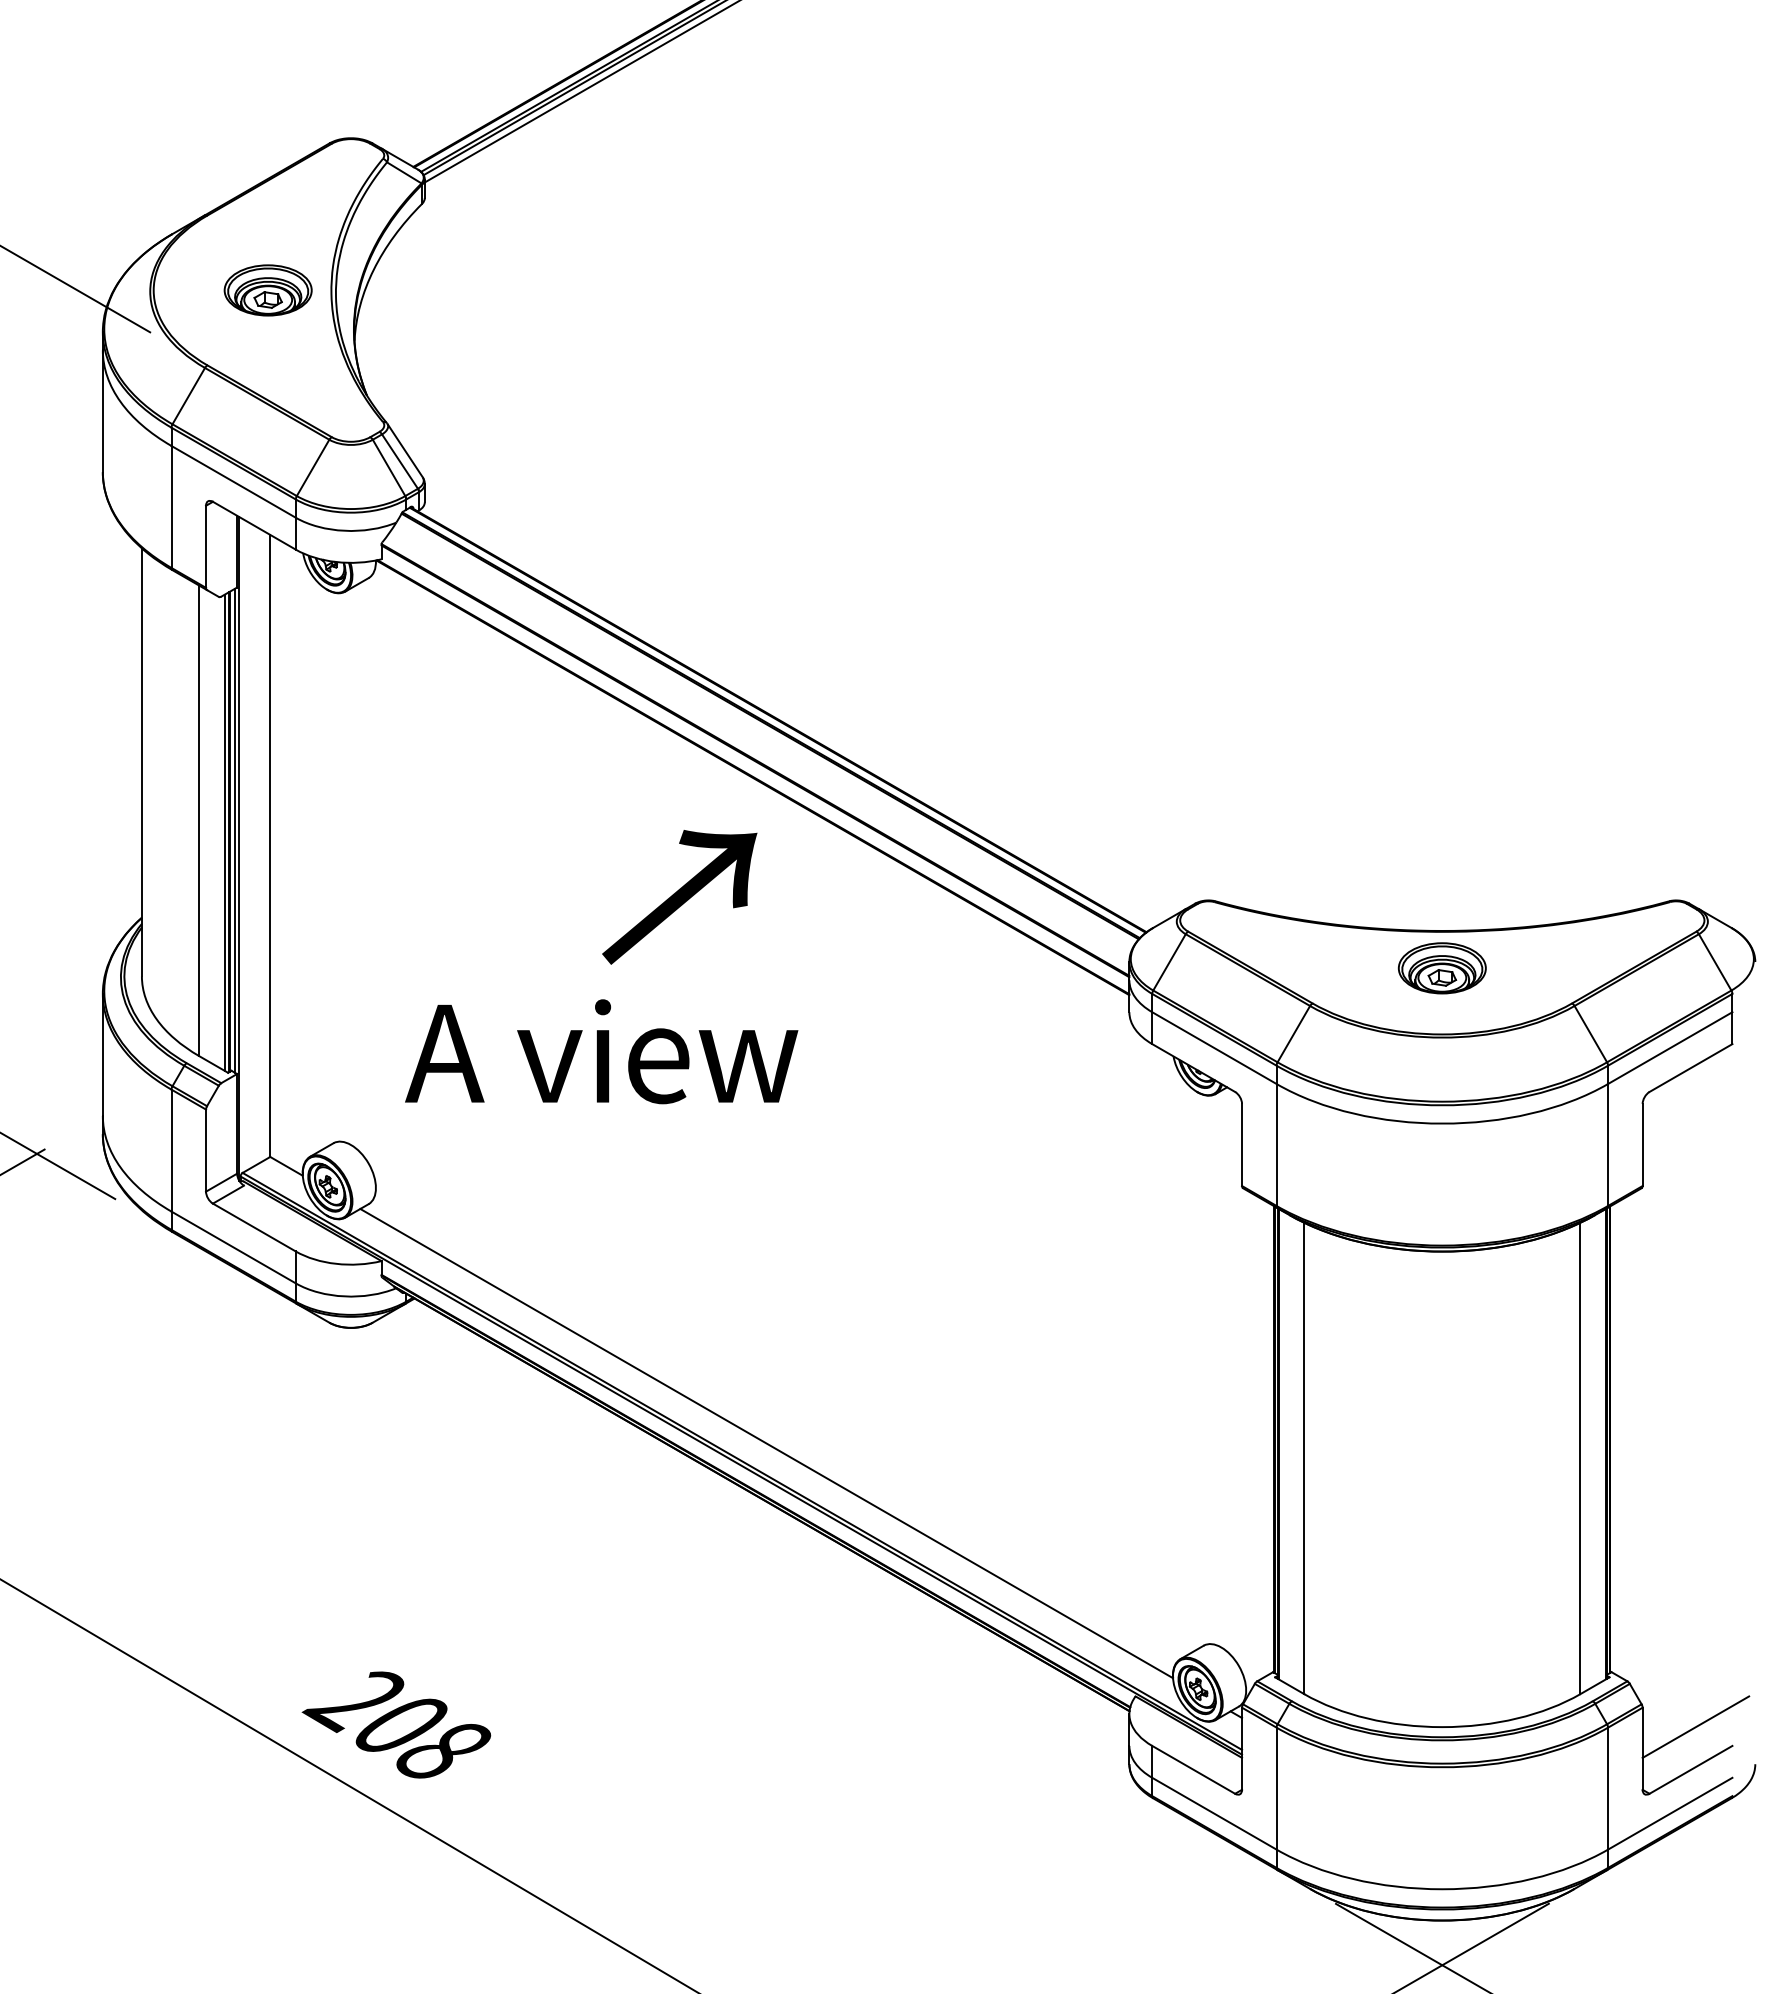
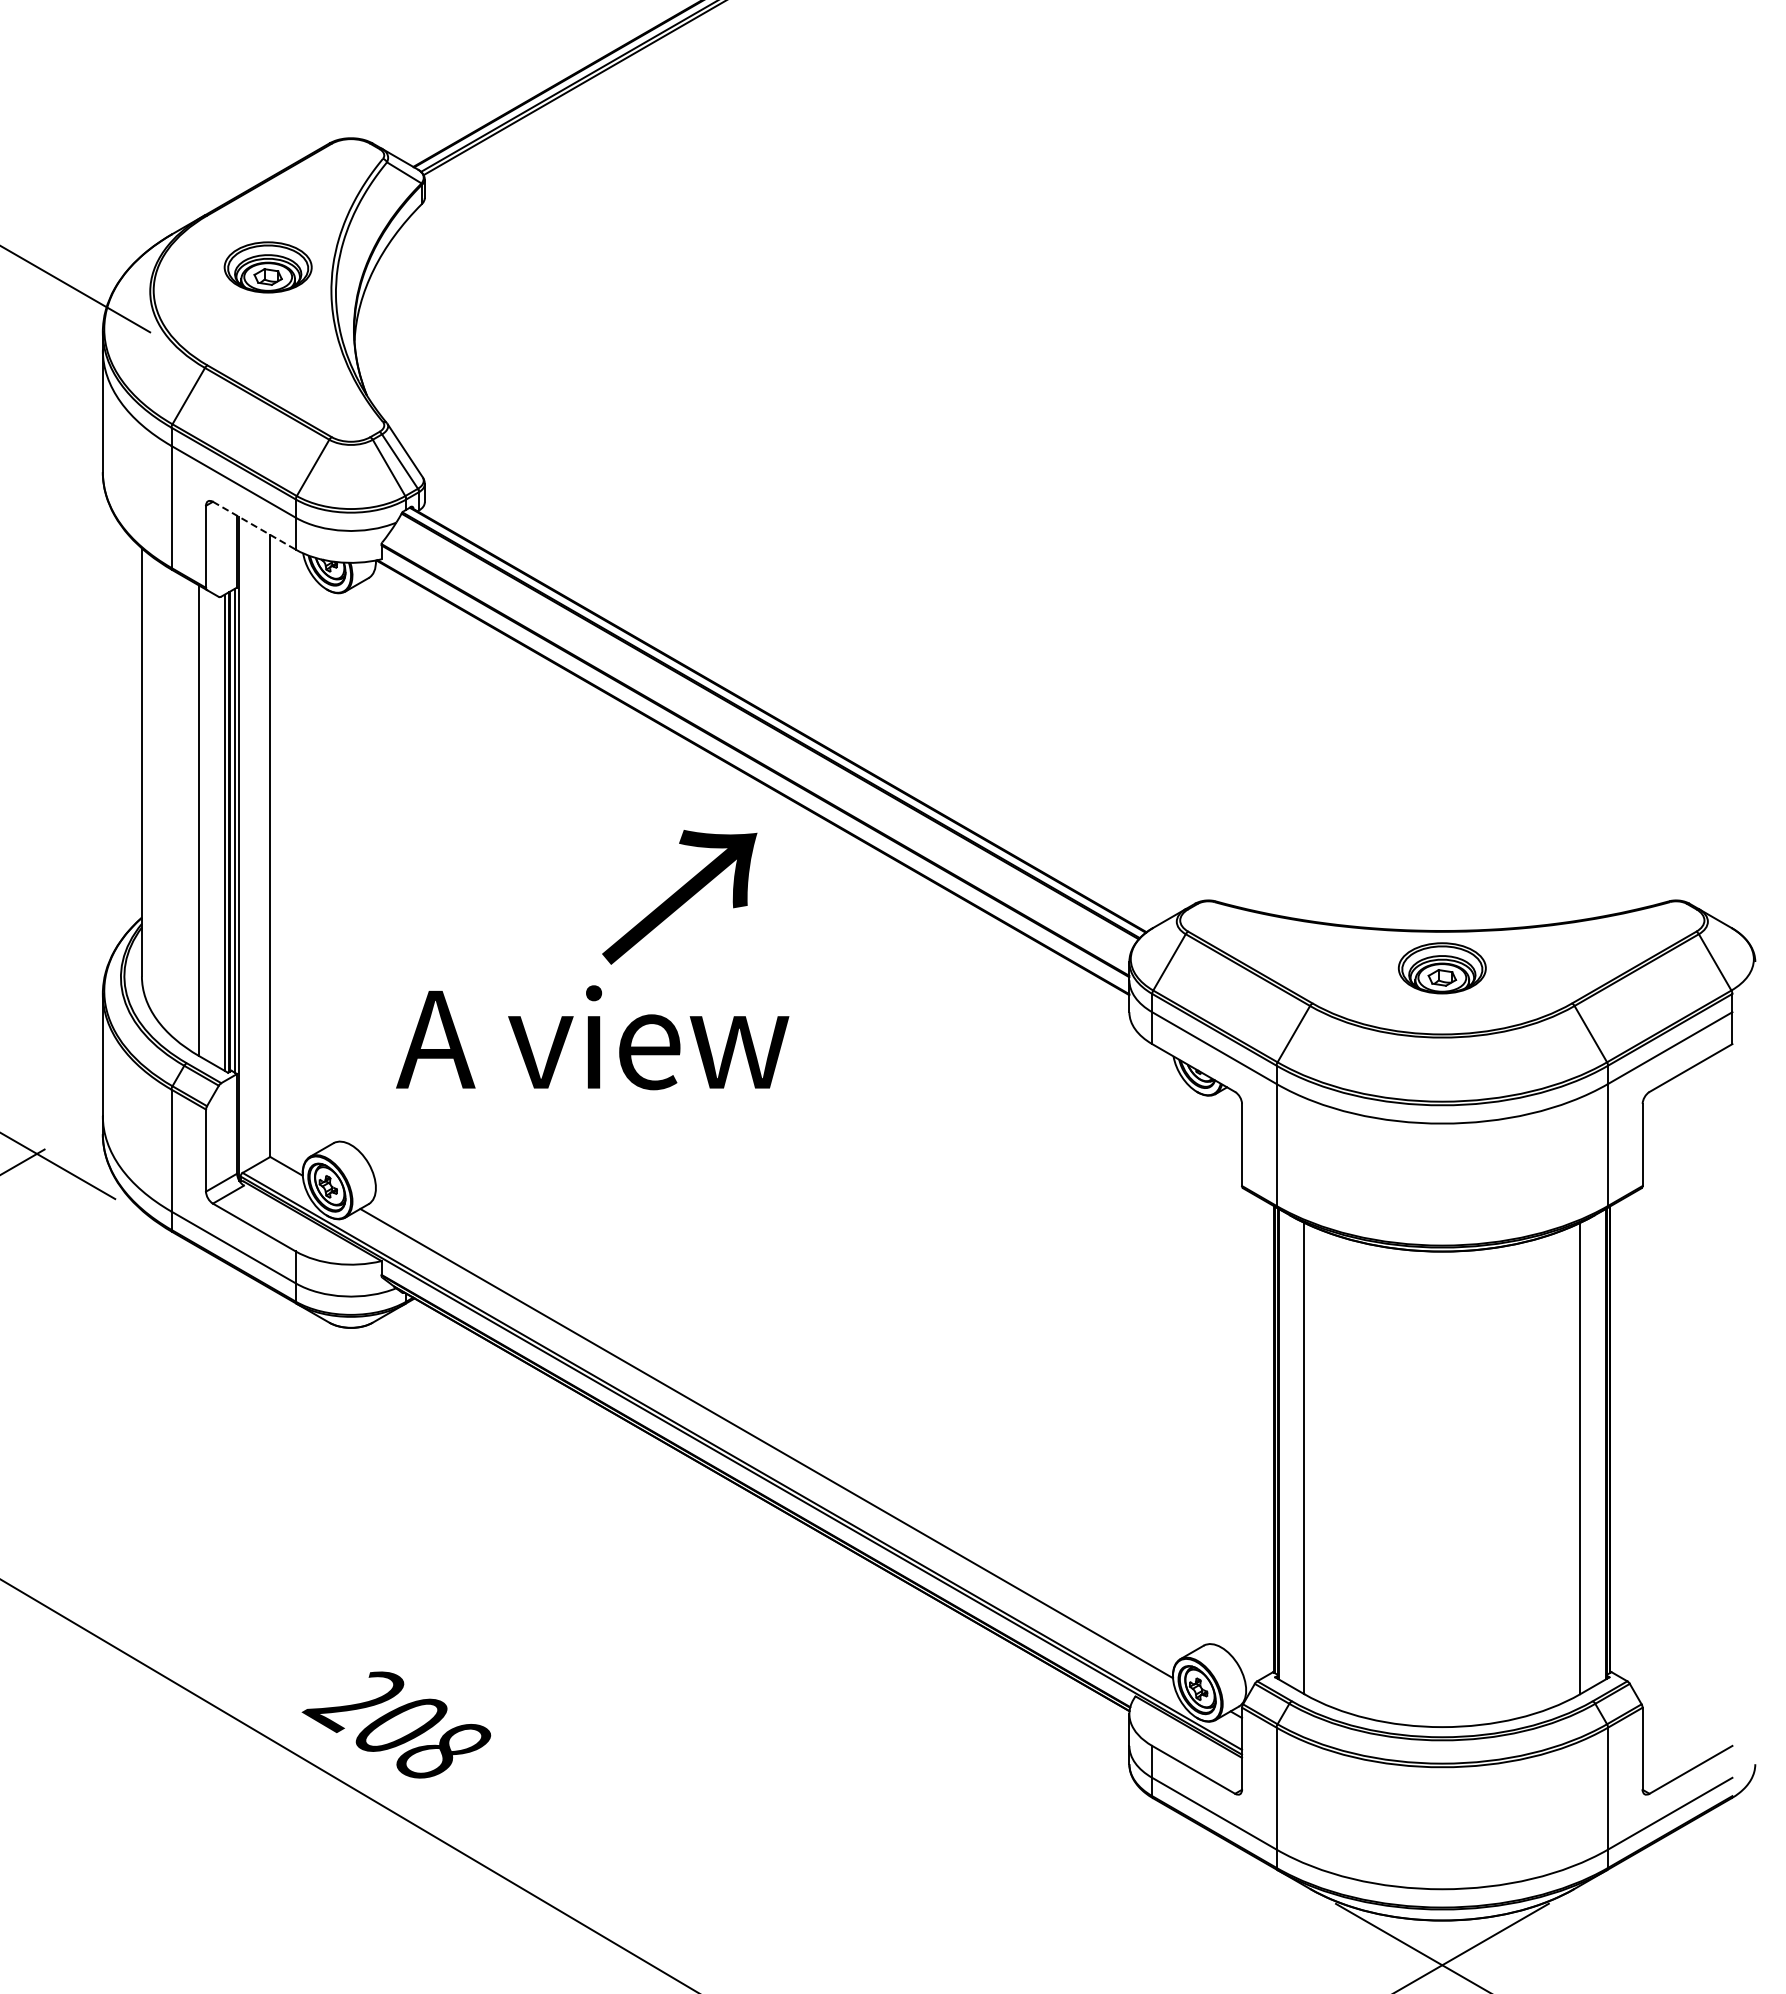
line: present -> none (580, 92)
part position: (267, 290) -> (267, 267) (267, 267)
line: solid -> dashed (254, 525)
text position: (601, 1051) -> (592, 1037) (592, 1037)
line: present -> none (1695, 1726)
